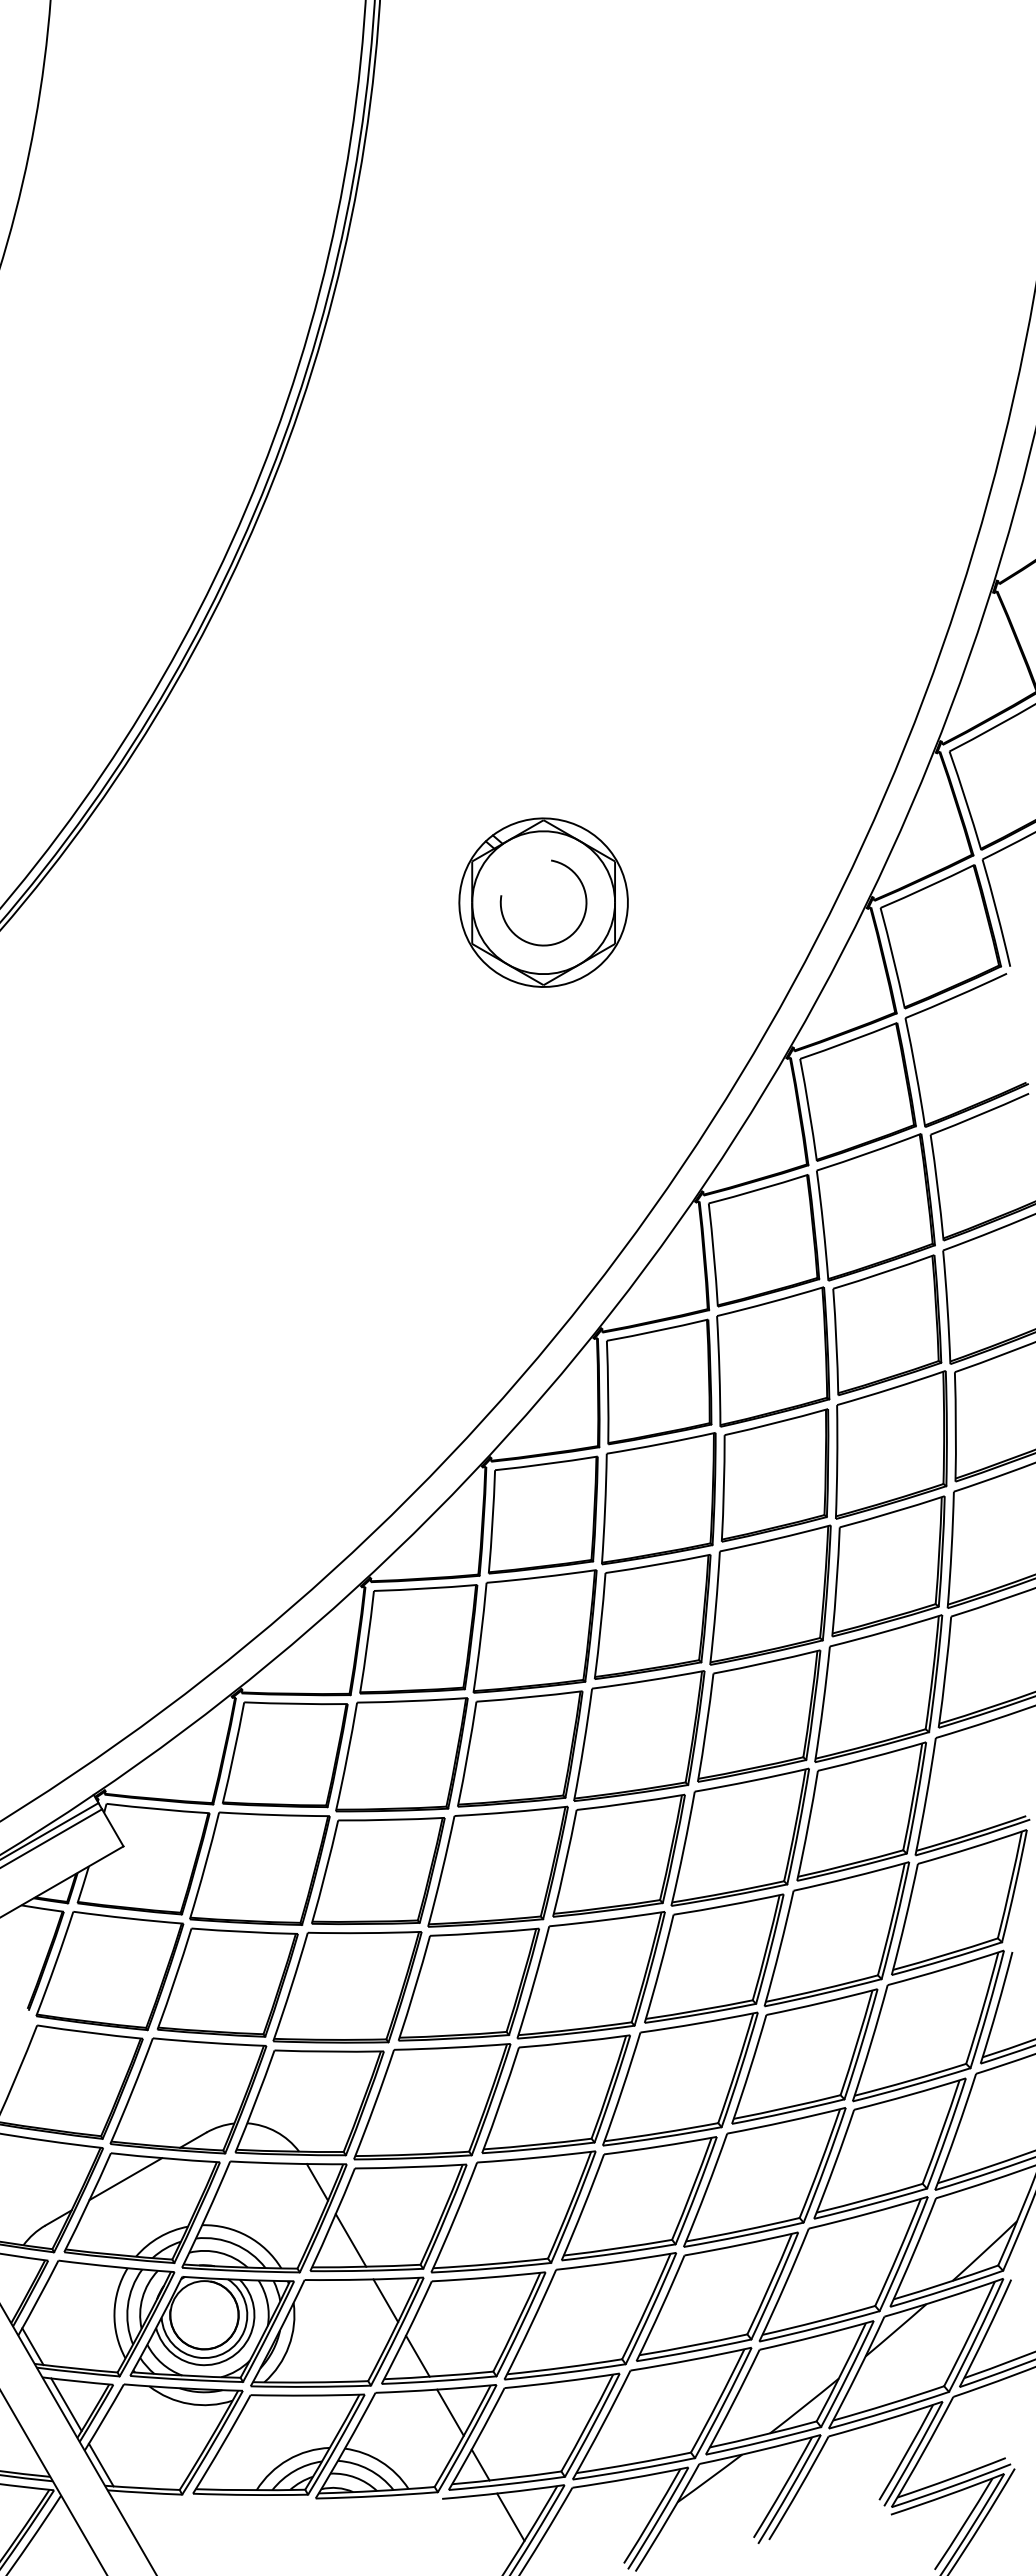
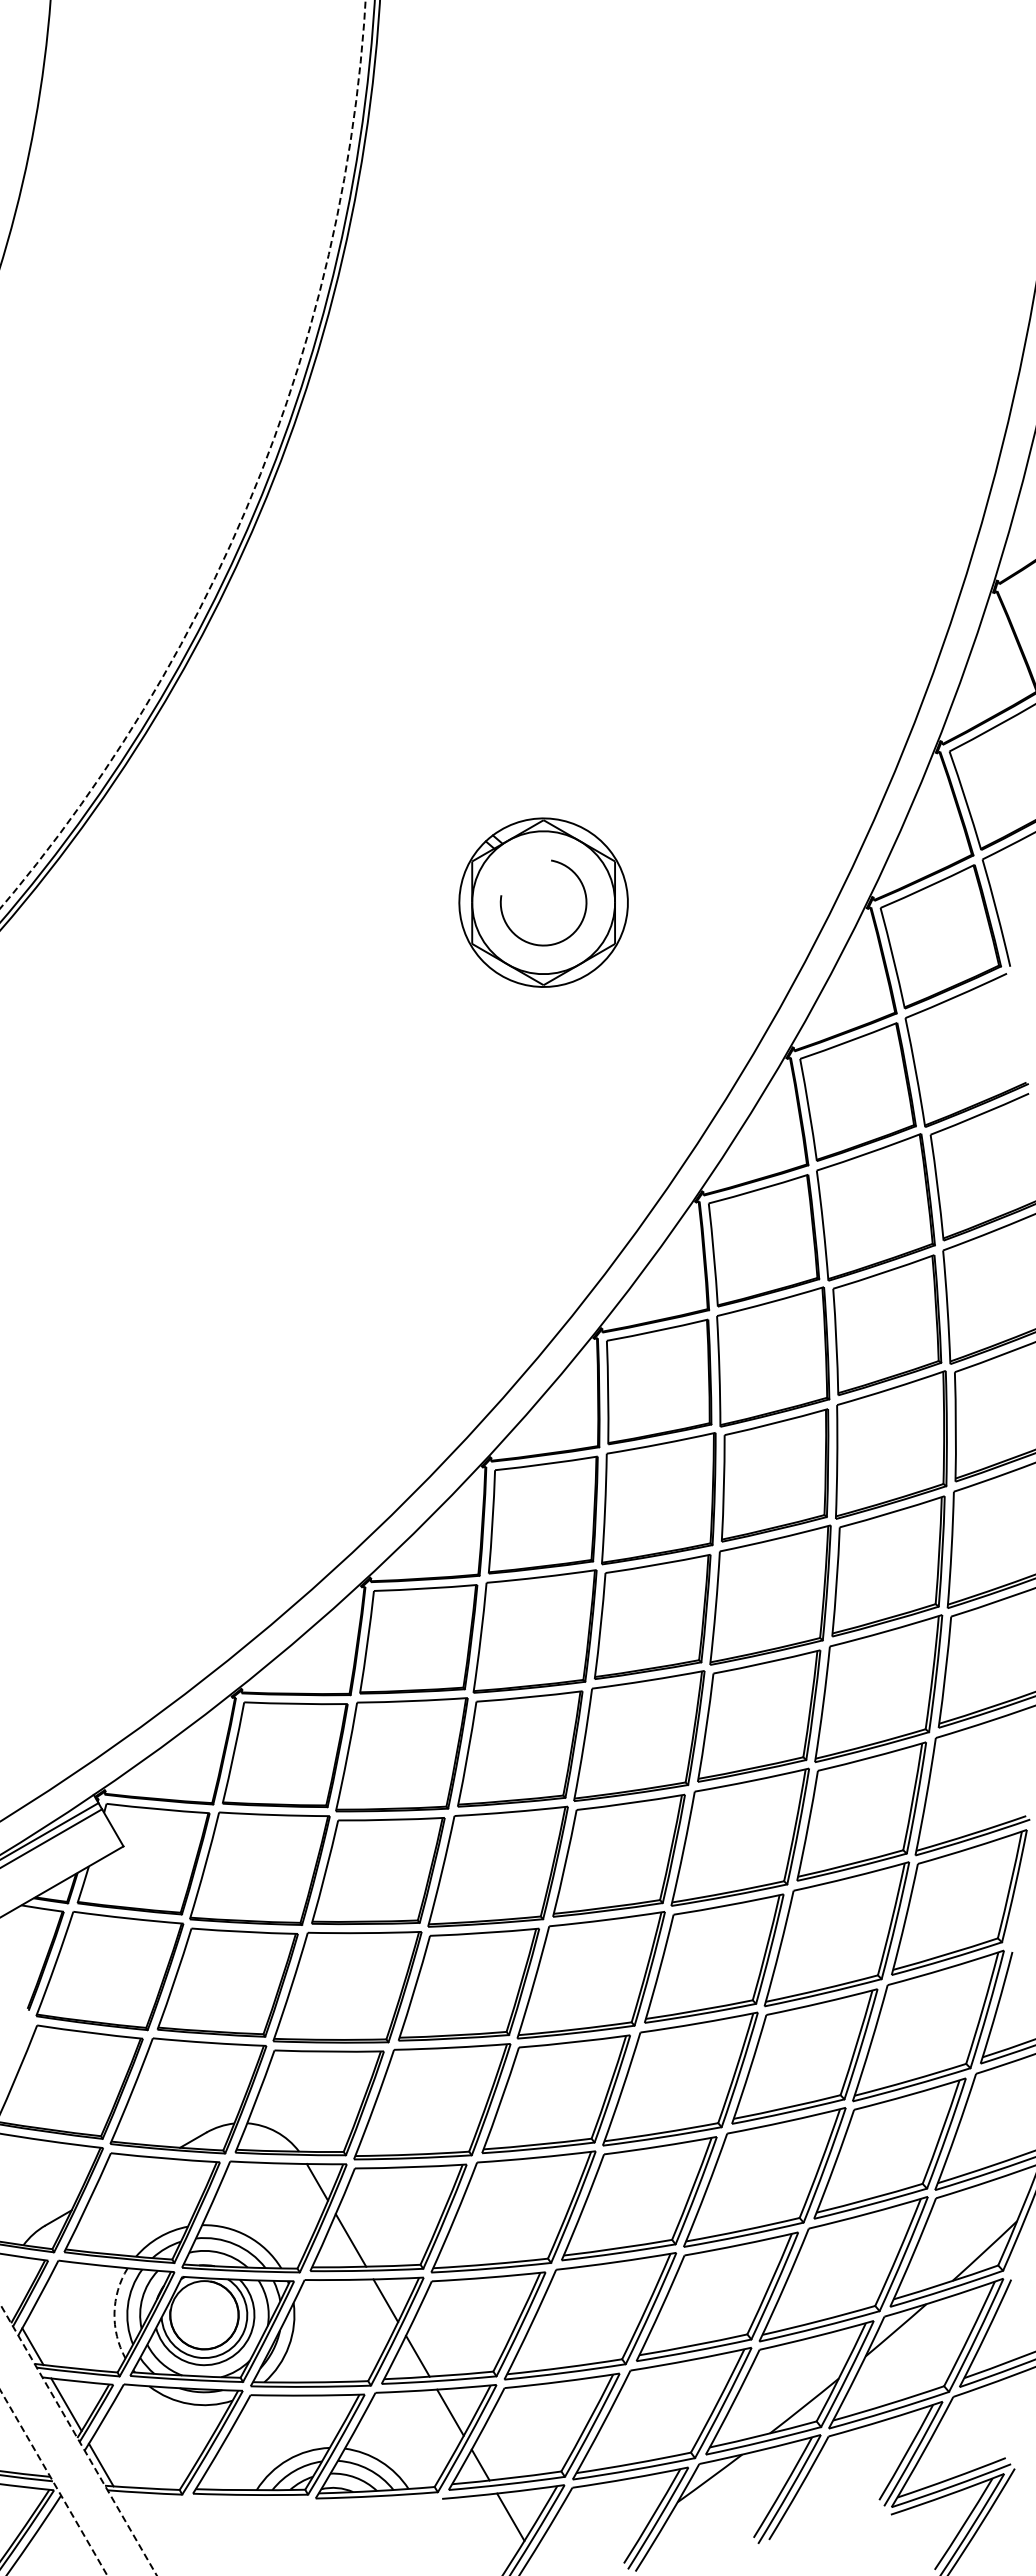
circle: solid -> dashed (182, 454)
line: present -> none (125, 2179)
arc: solid -> dashed (114, 2313)
line: solid -> dashed (78, 2440)
line: solid -> dashed (53, 2482)
